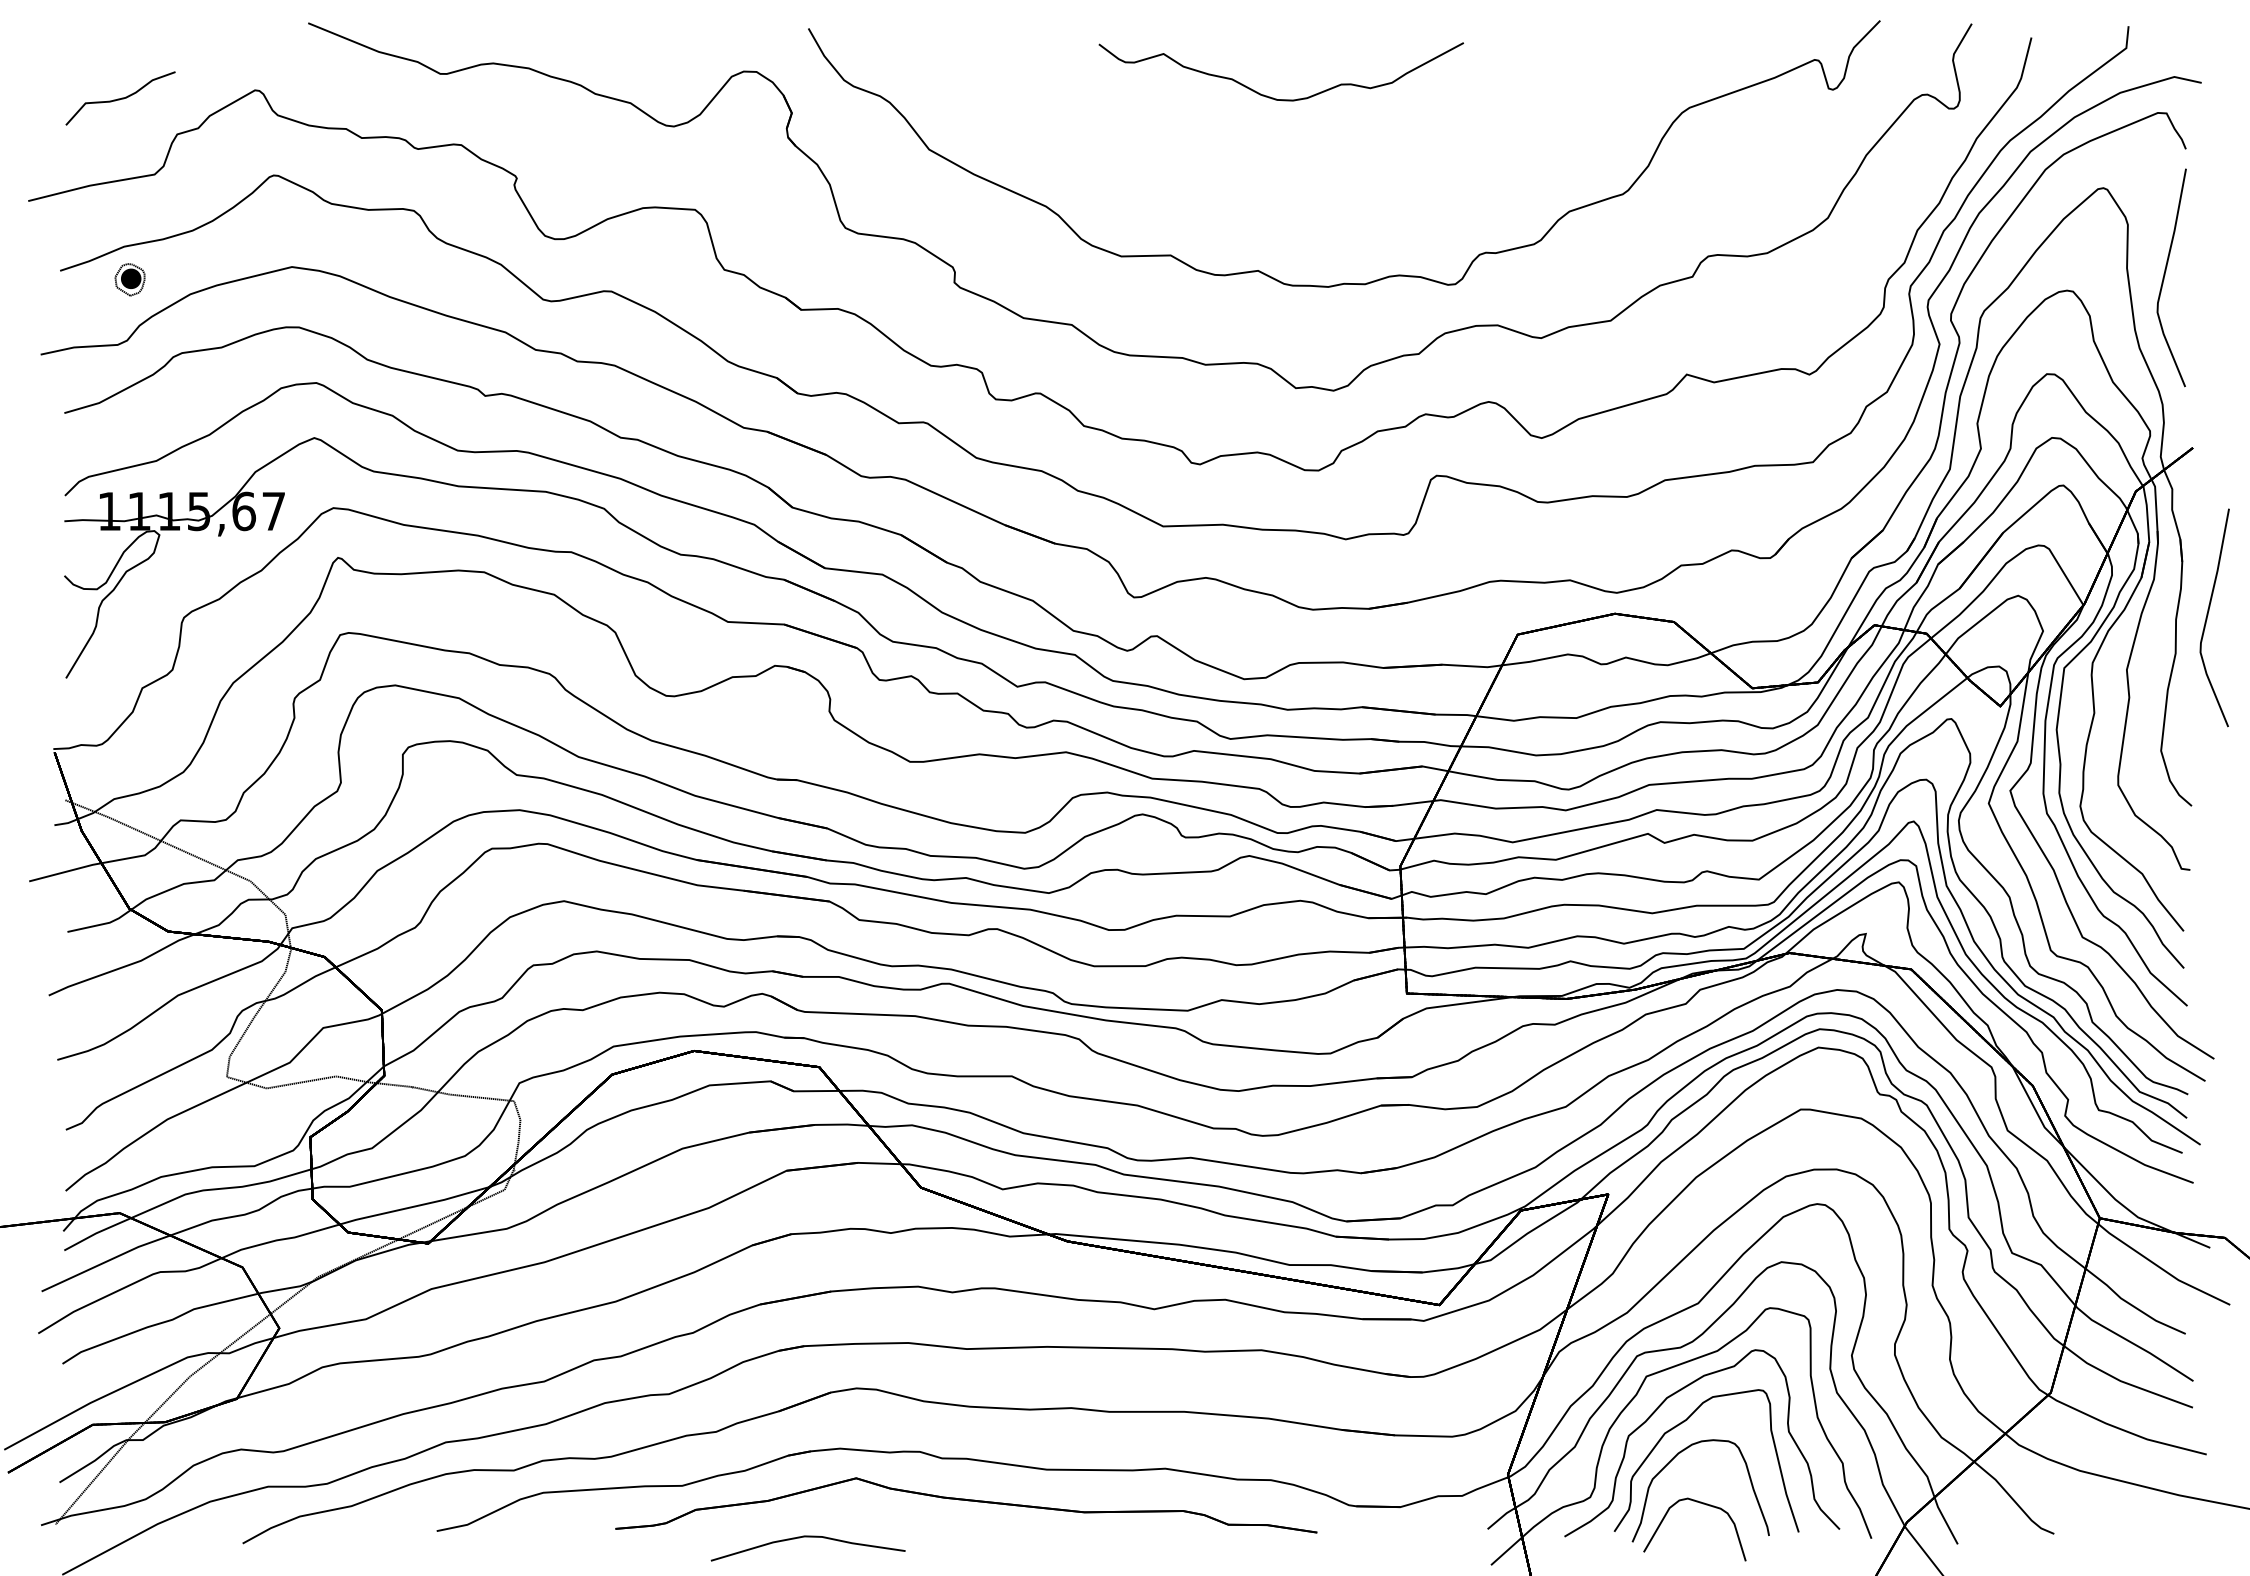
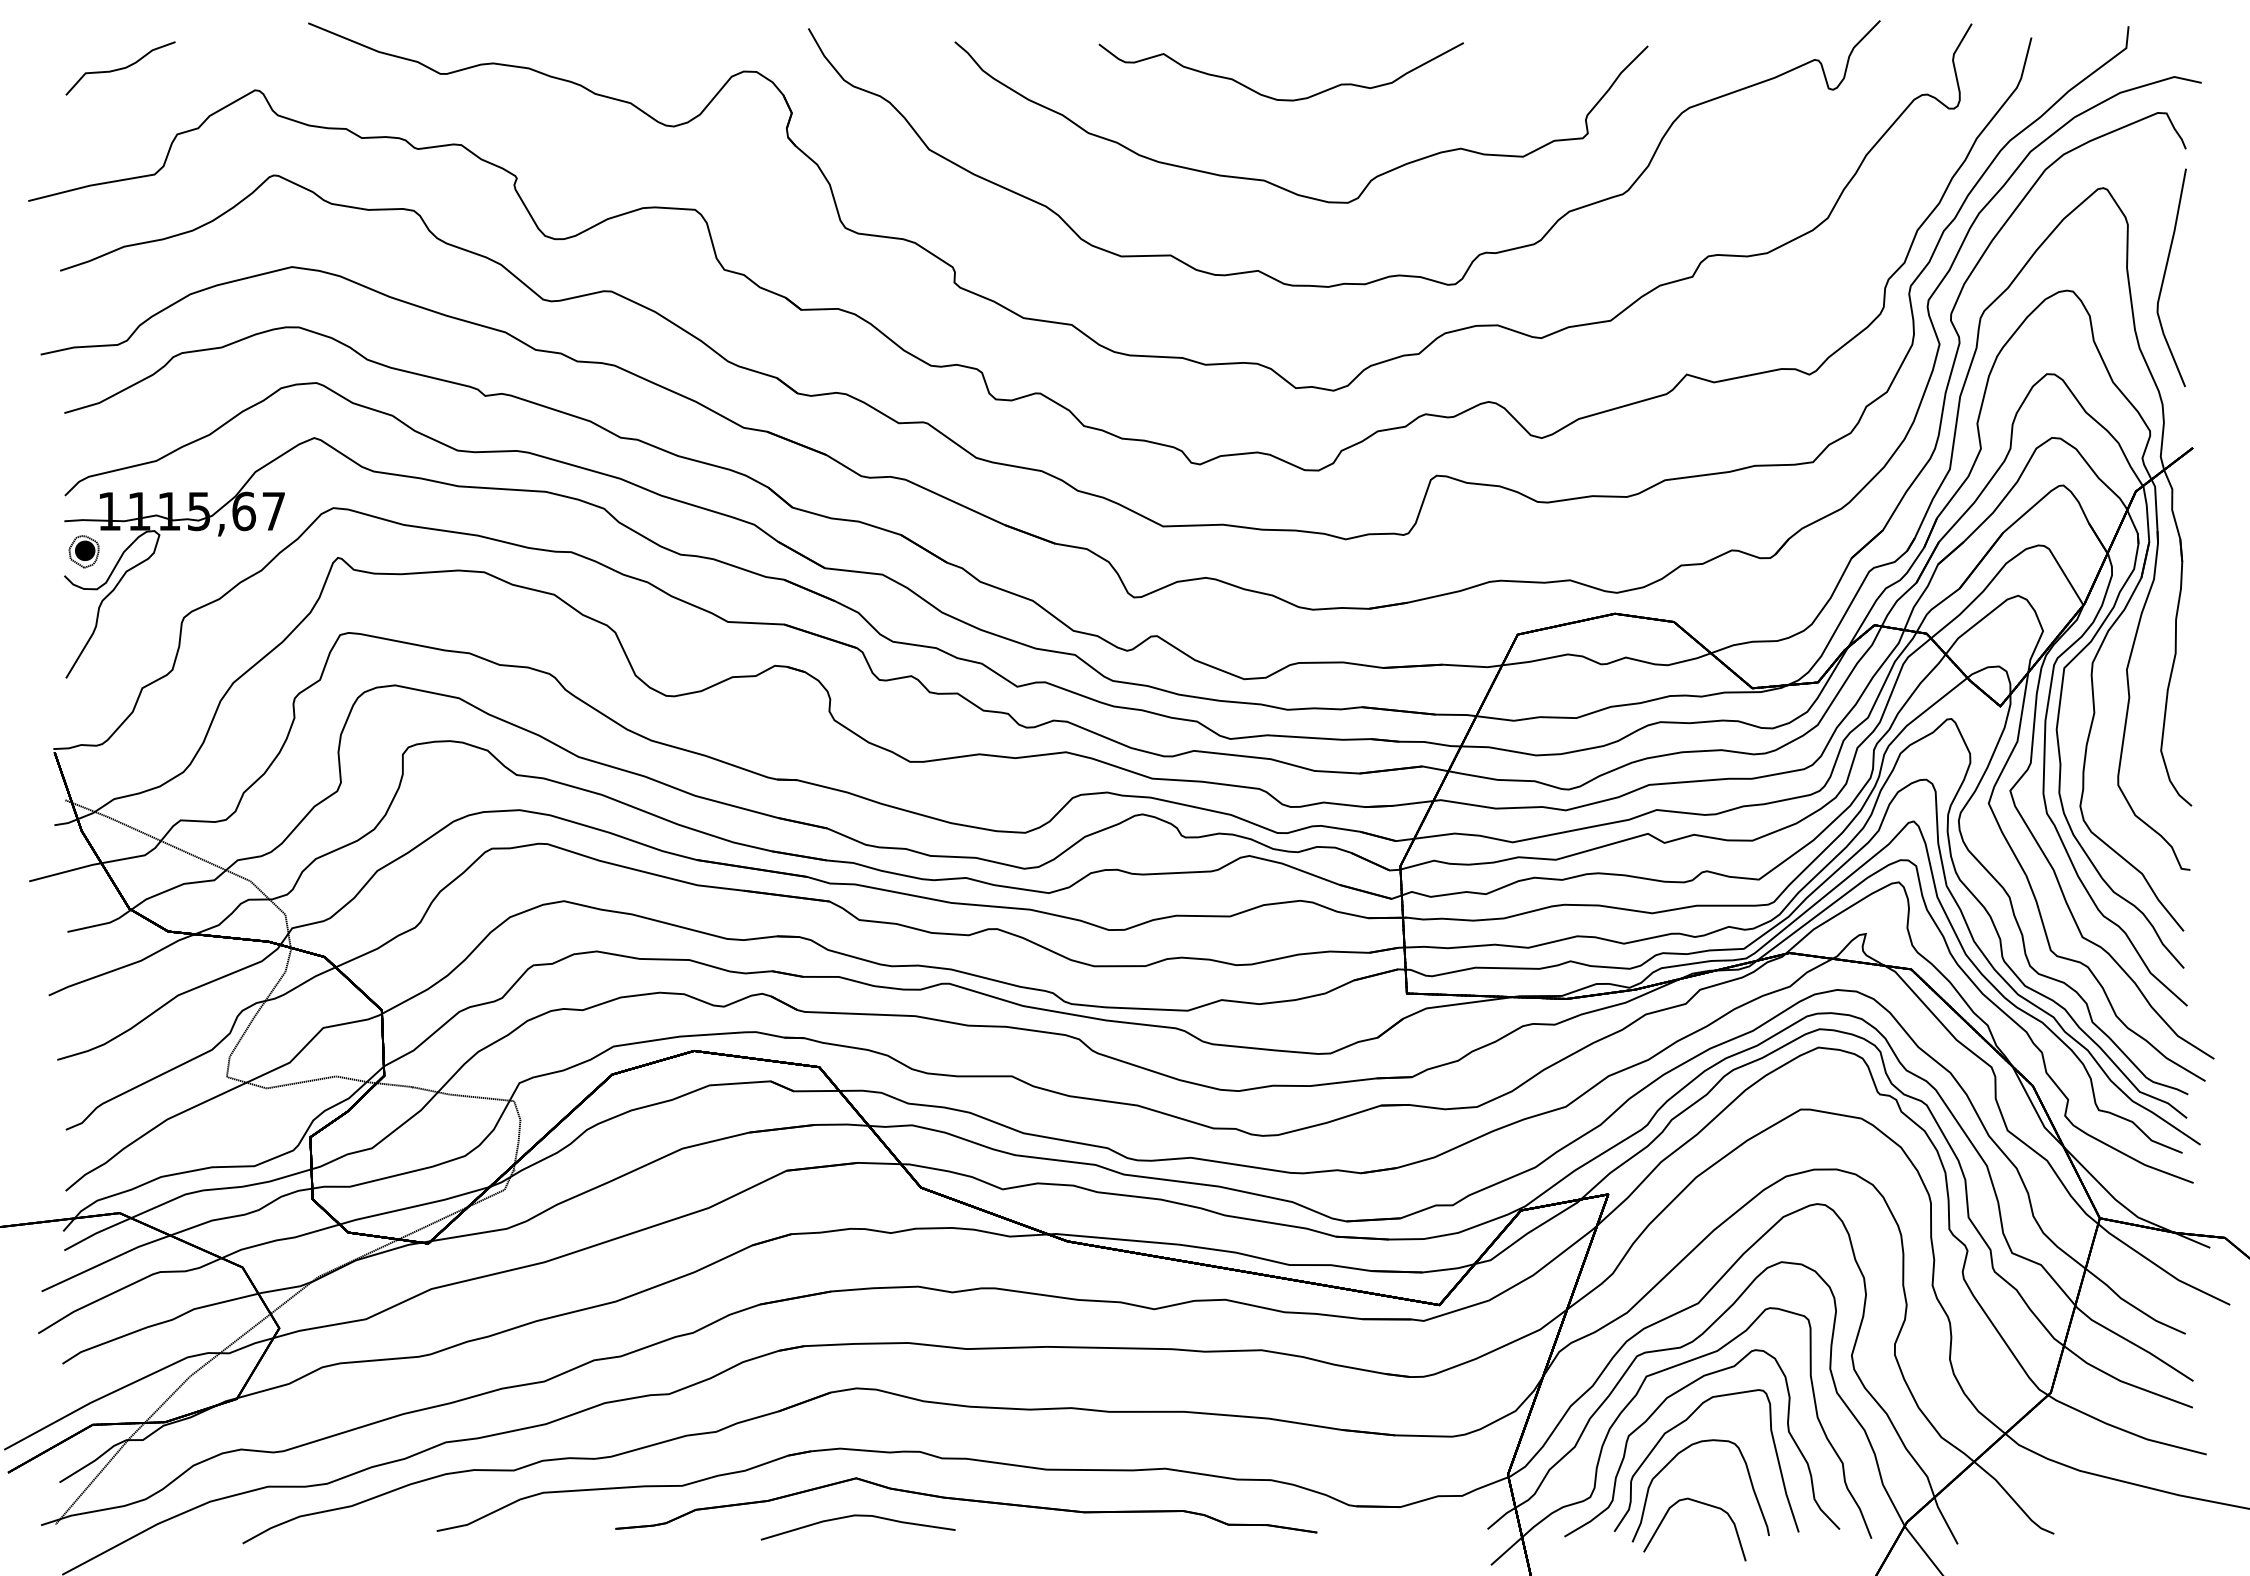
curve position: (120, 98) -> (120, 68) (120, 68)
curve: none -> present (1276, 184)
part position: (129, 279) -> (83, 551) (83, 551)
curve: present -> none (2208, 615)
part position: (807, 1537) -> (857, 1516) (857, 1516)
